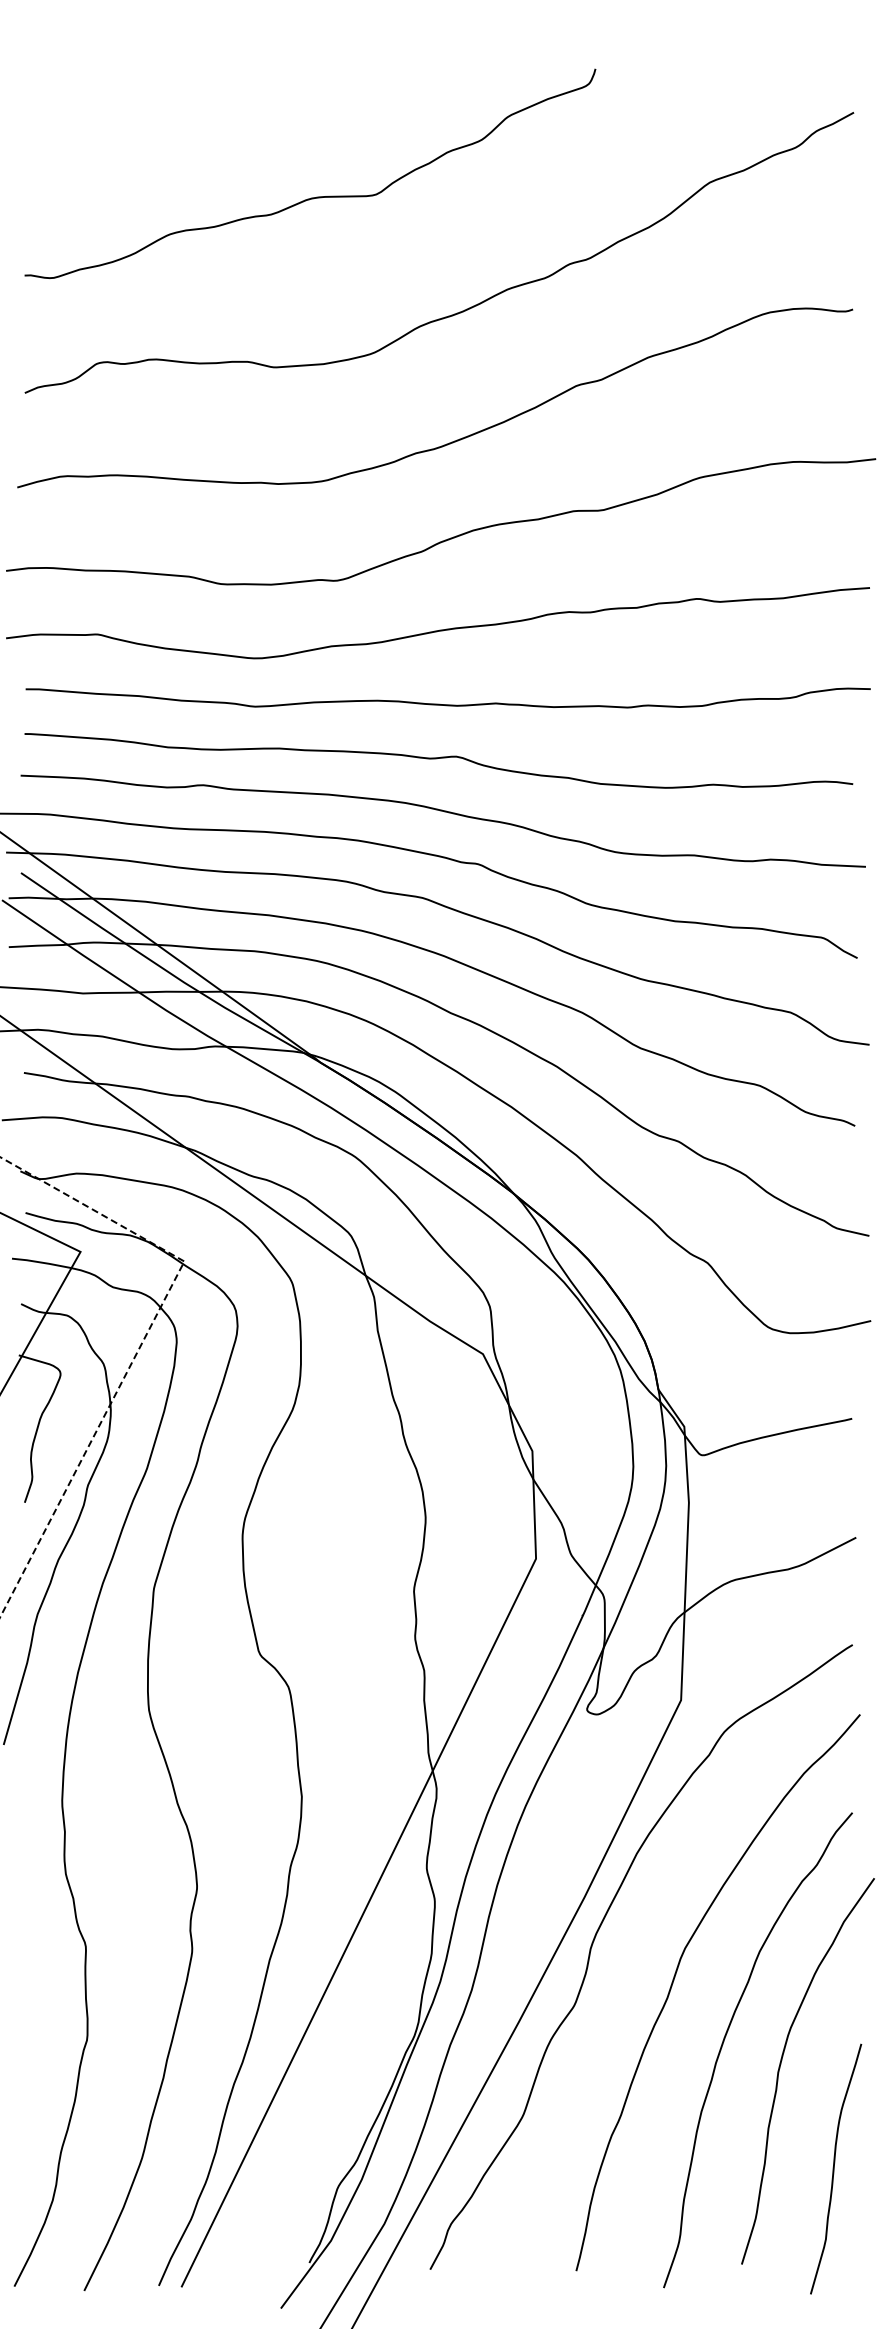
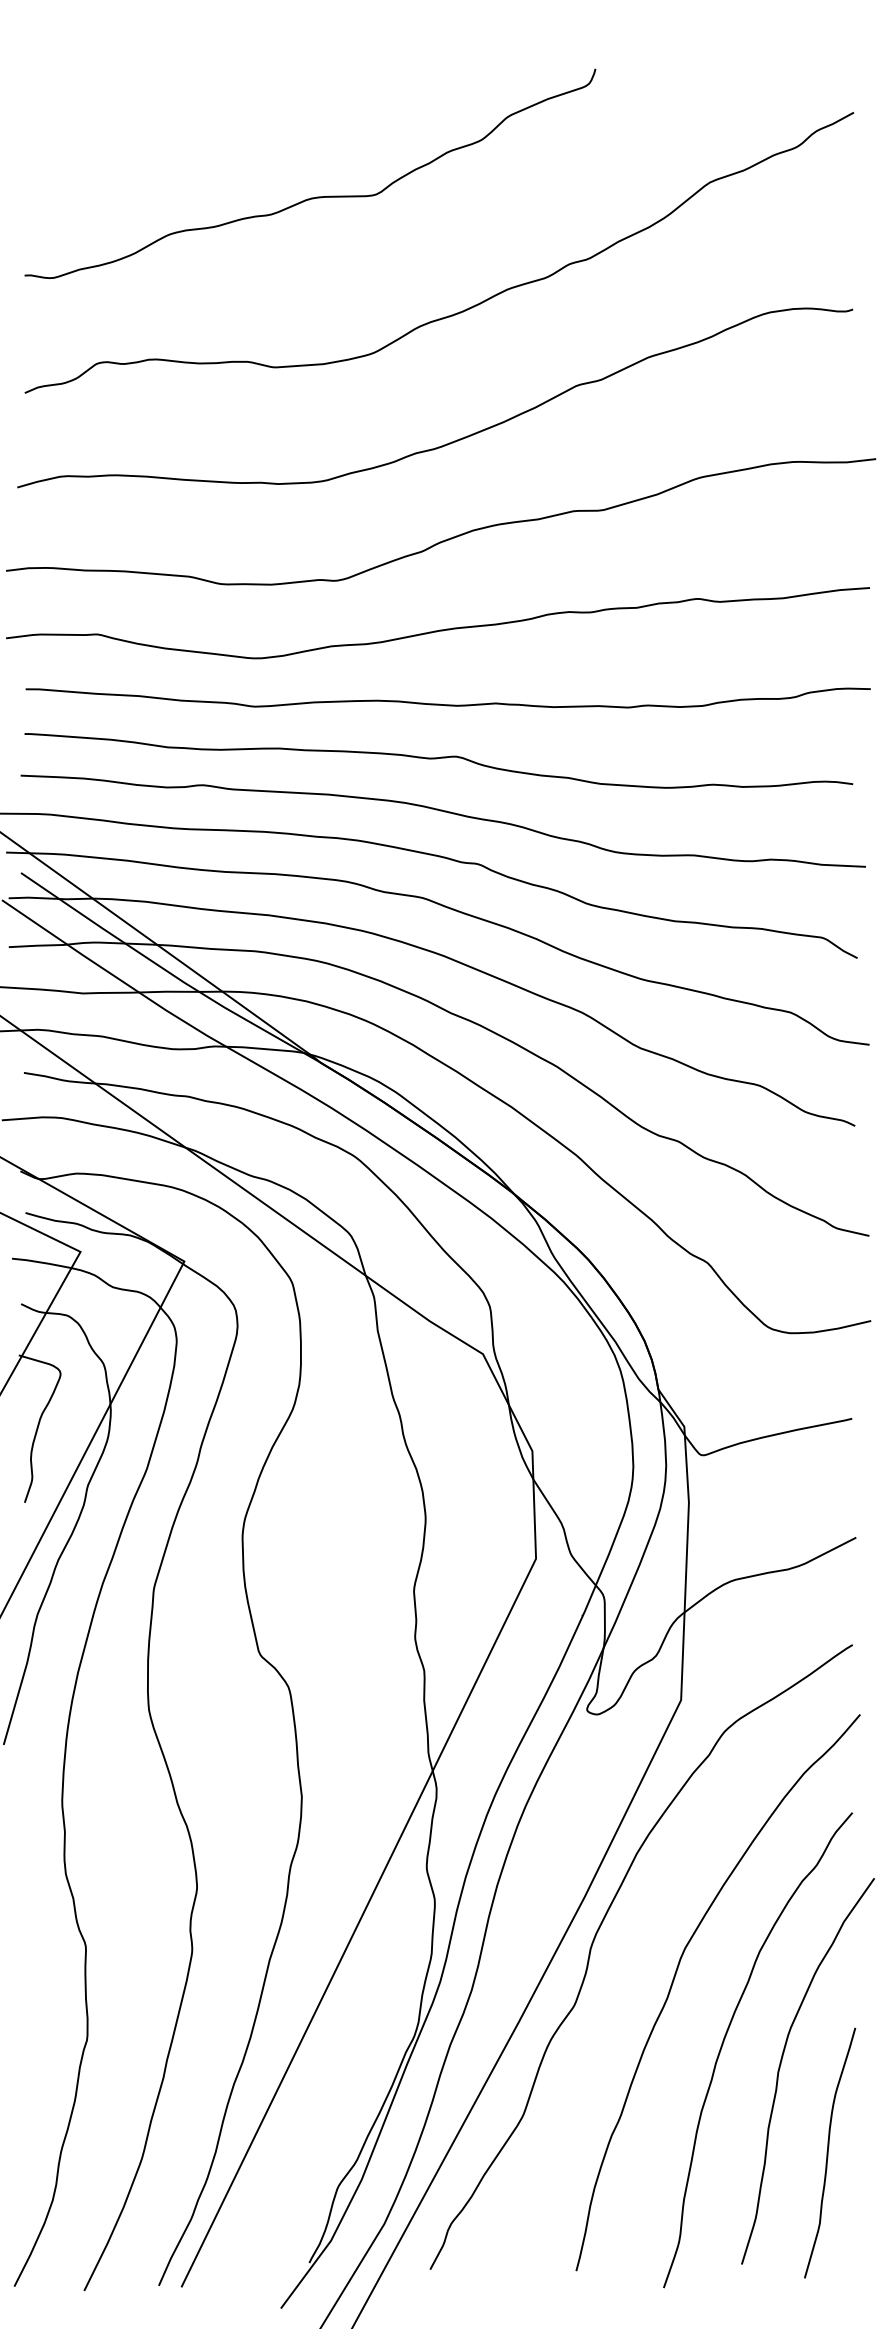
line: dashed -> solid (141, 1344)
curve position: (834, 2168) -> (828, 2152) (828, 2152)
